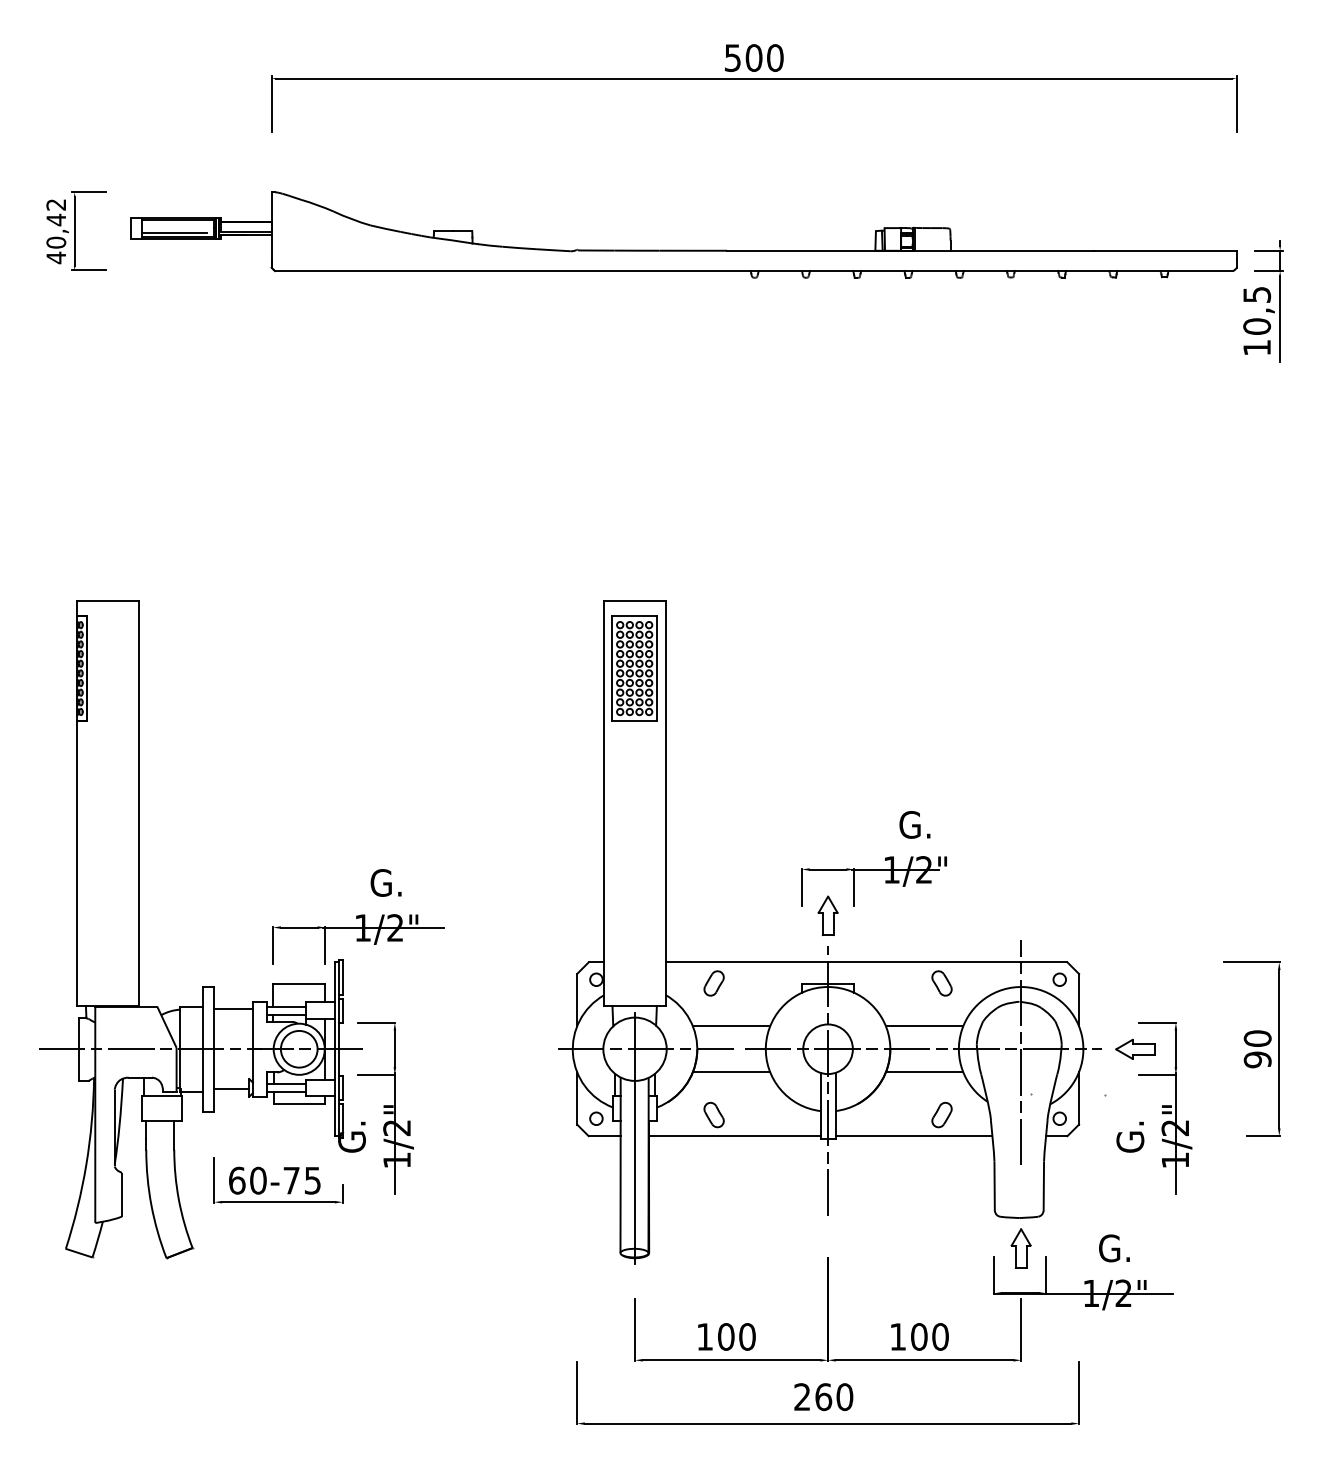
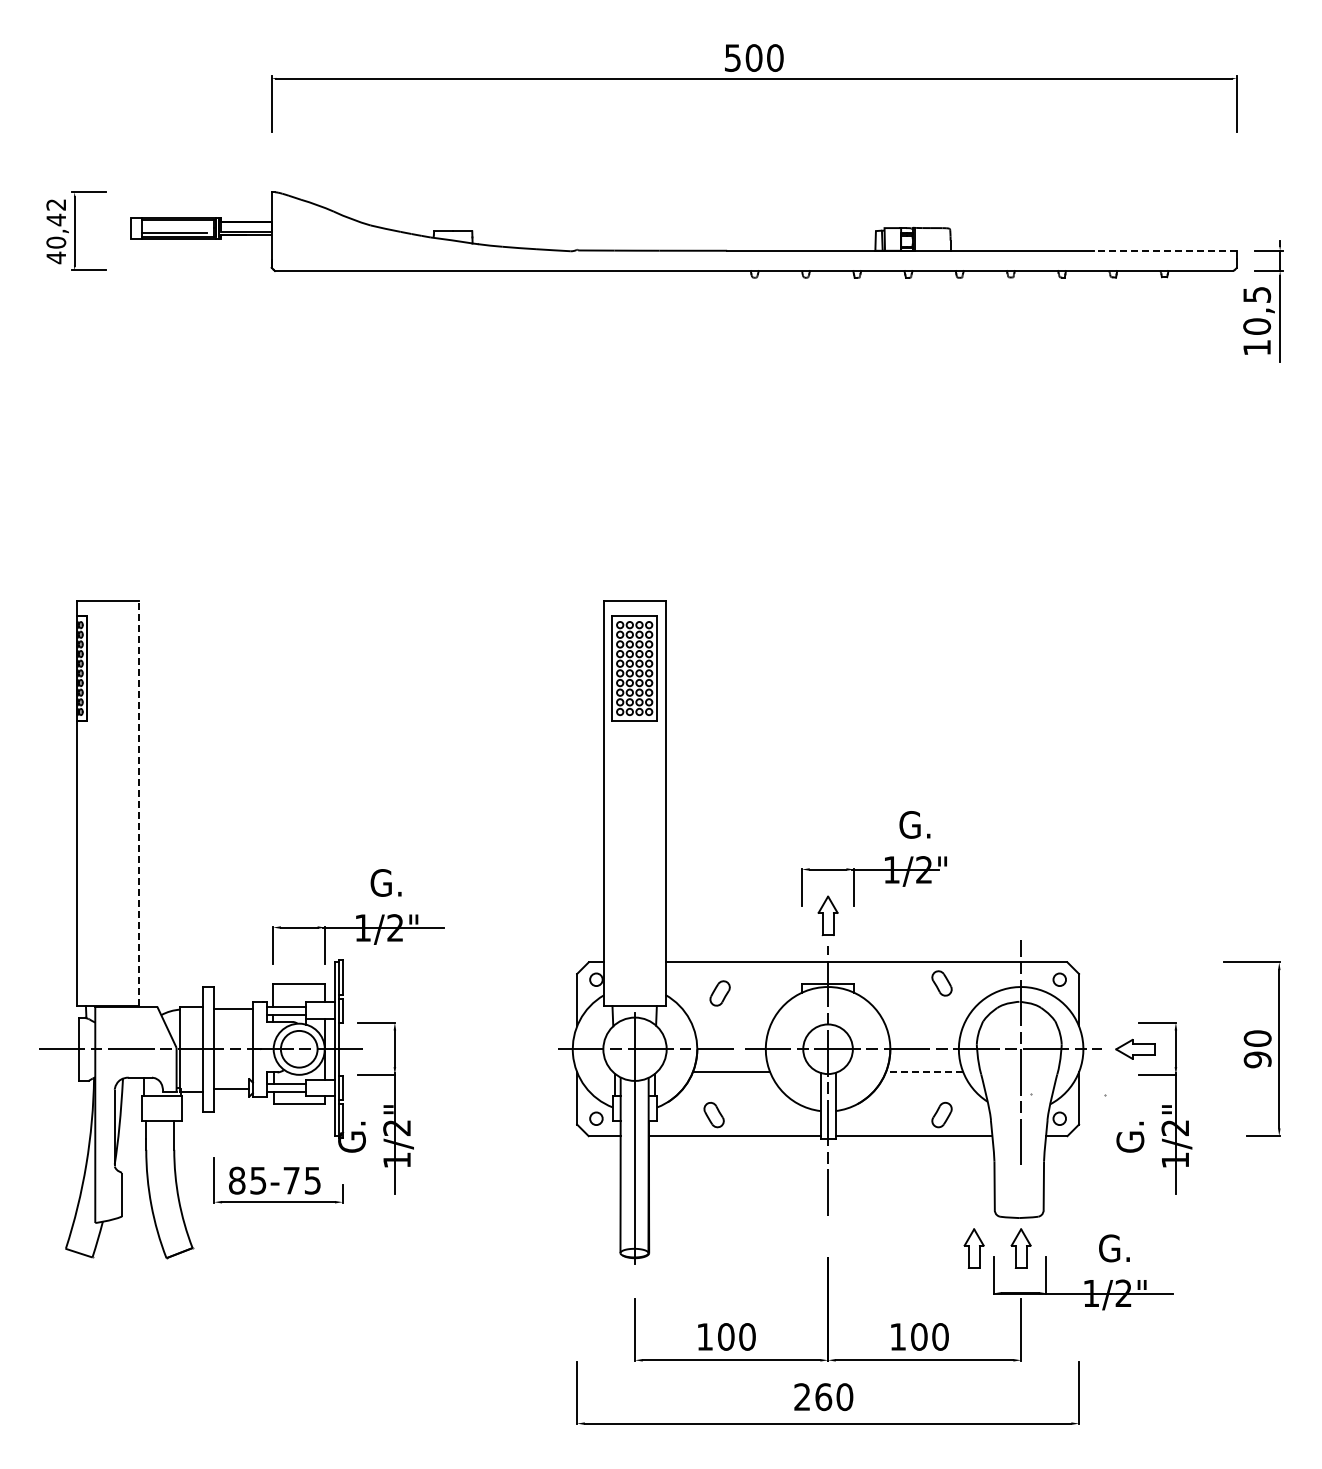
line: solid -> dashed (1165, 250)
line: solid -> dashed (139, 803)
part position: (713, 983) -> (719, 993) (719, 993)
line: present -> none (731, 1026)
line: present -> none (924, 1026)
line: solid -> dashed (924, 1072)
text: 60-75 -> 85-75 (247, 1180)
part: none -> present (973, 1248)
